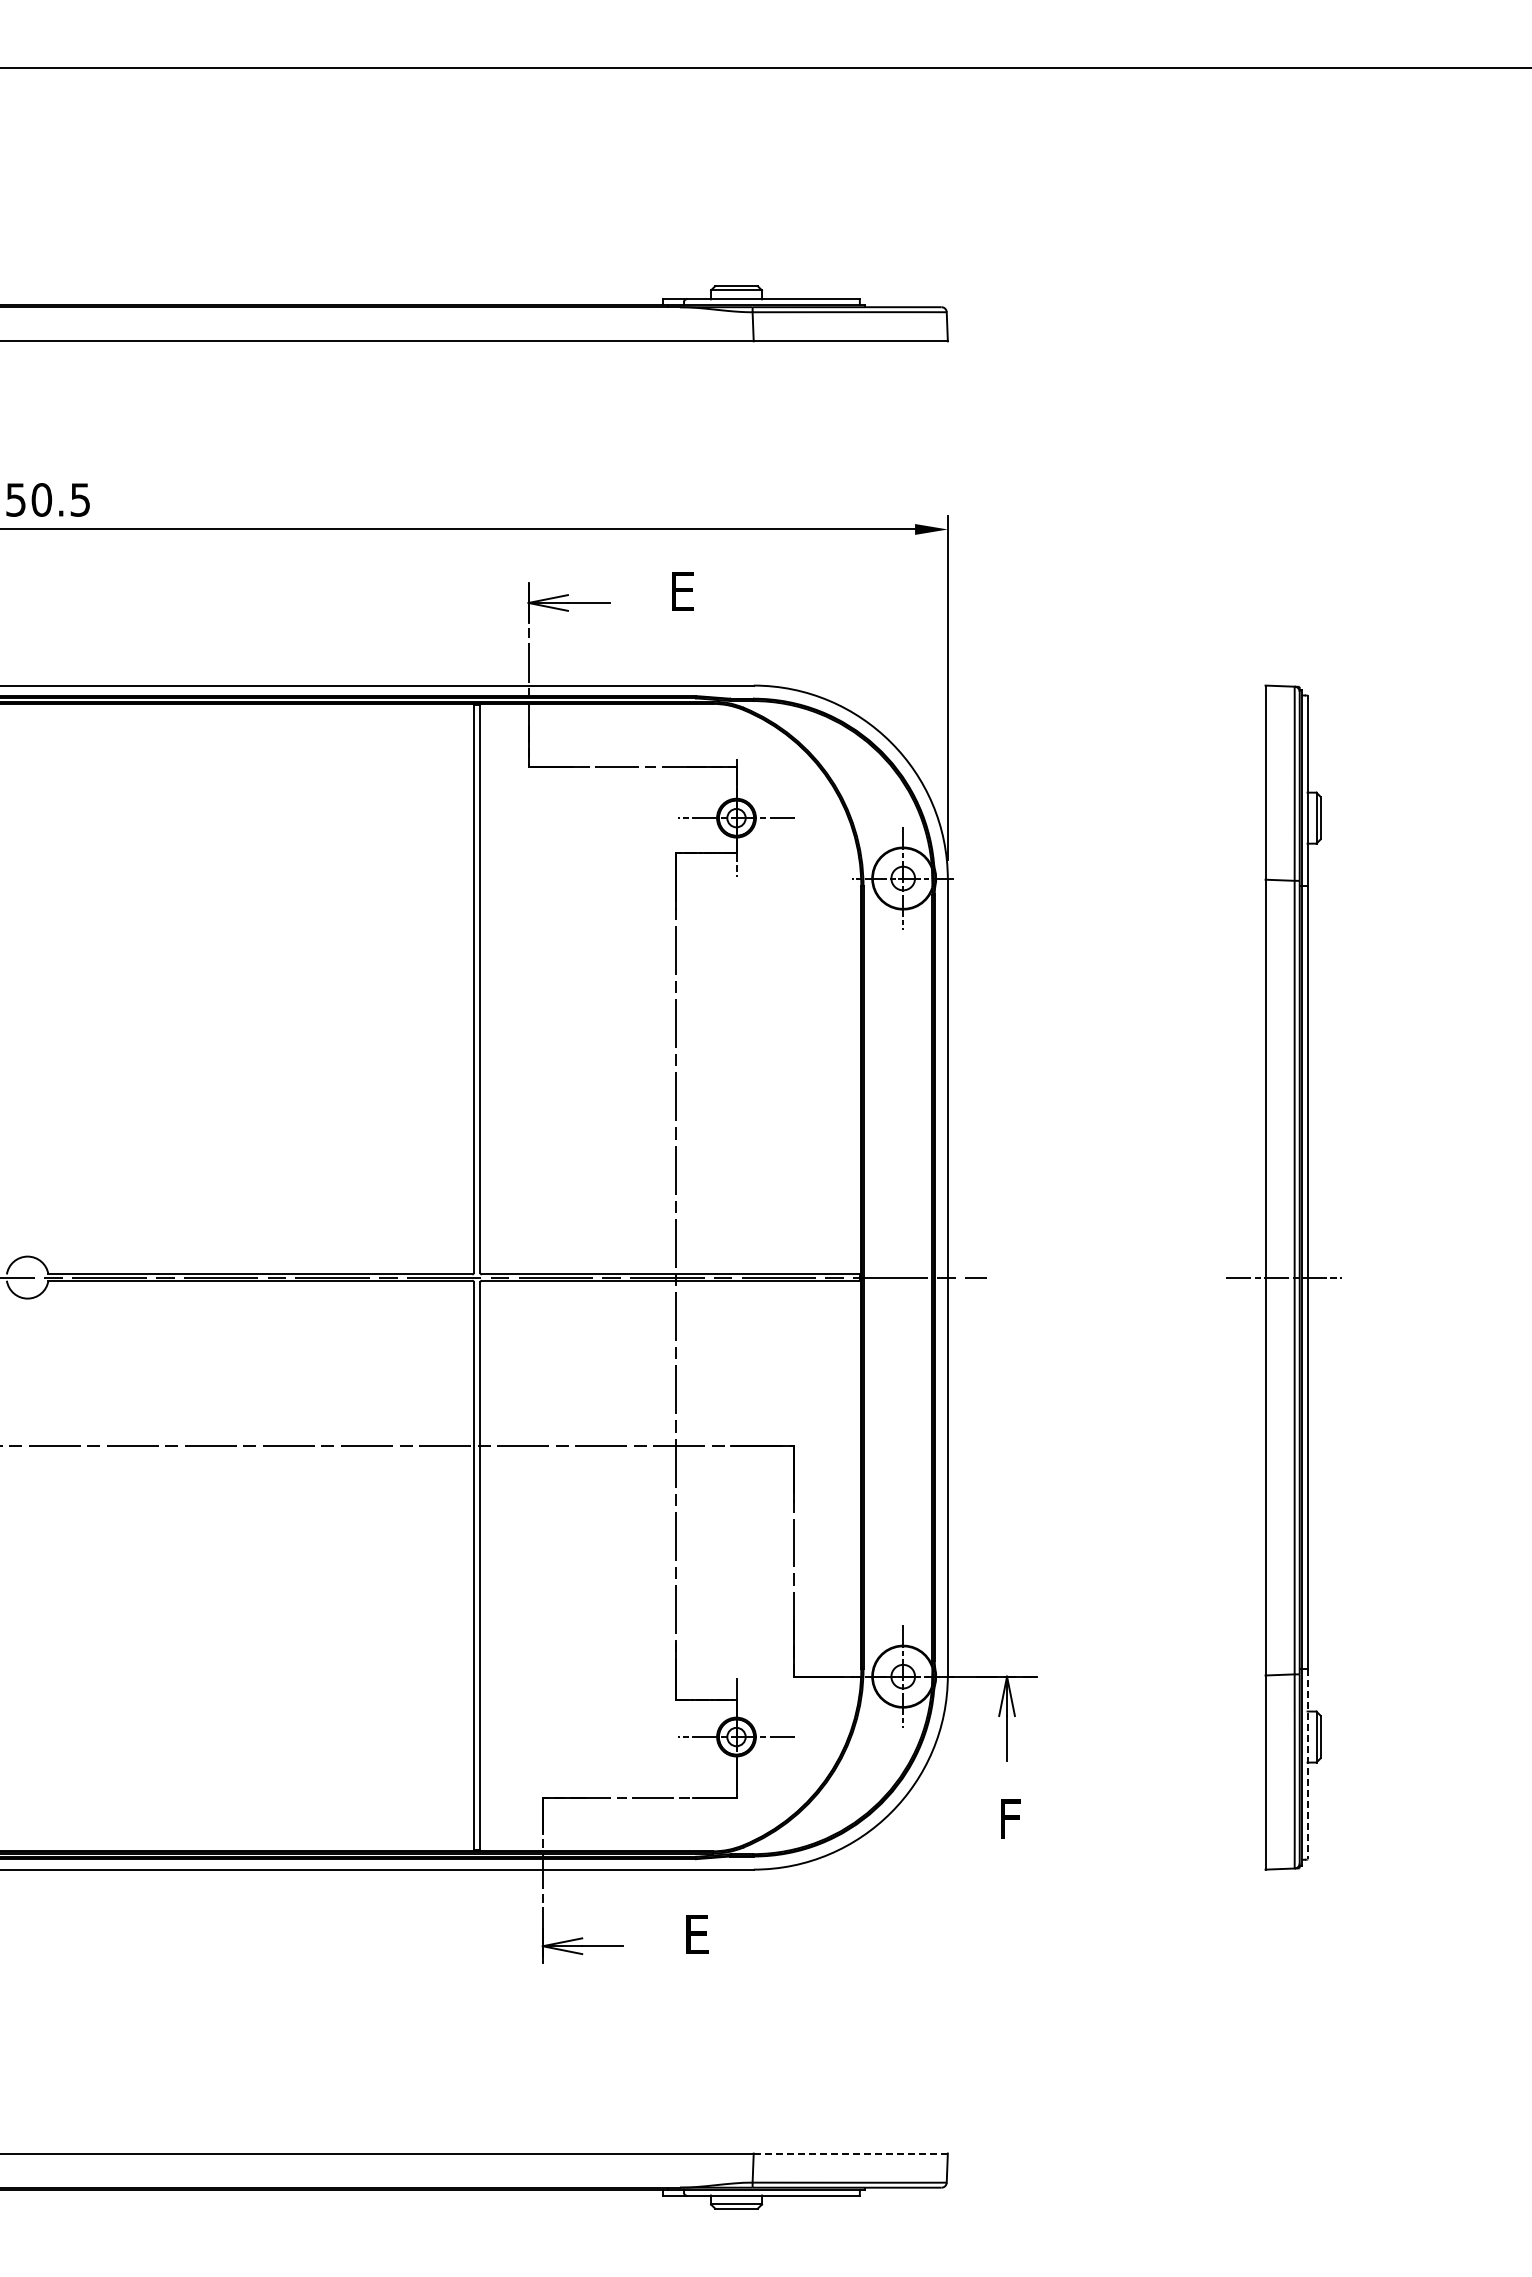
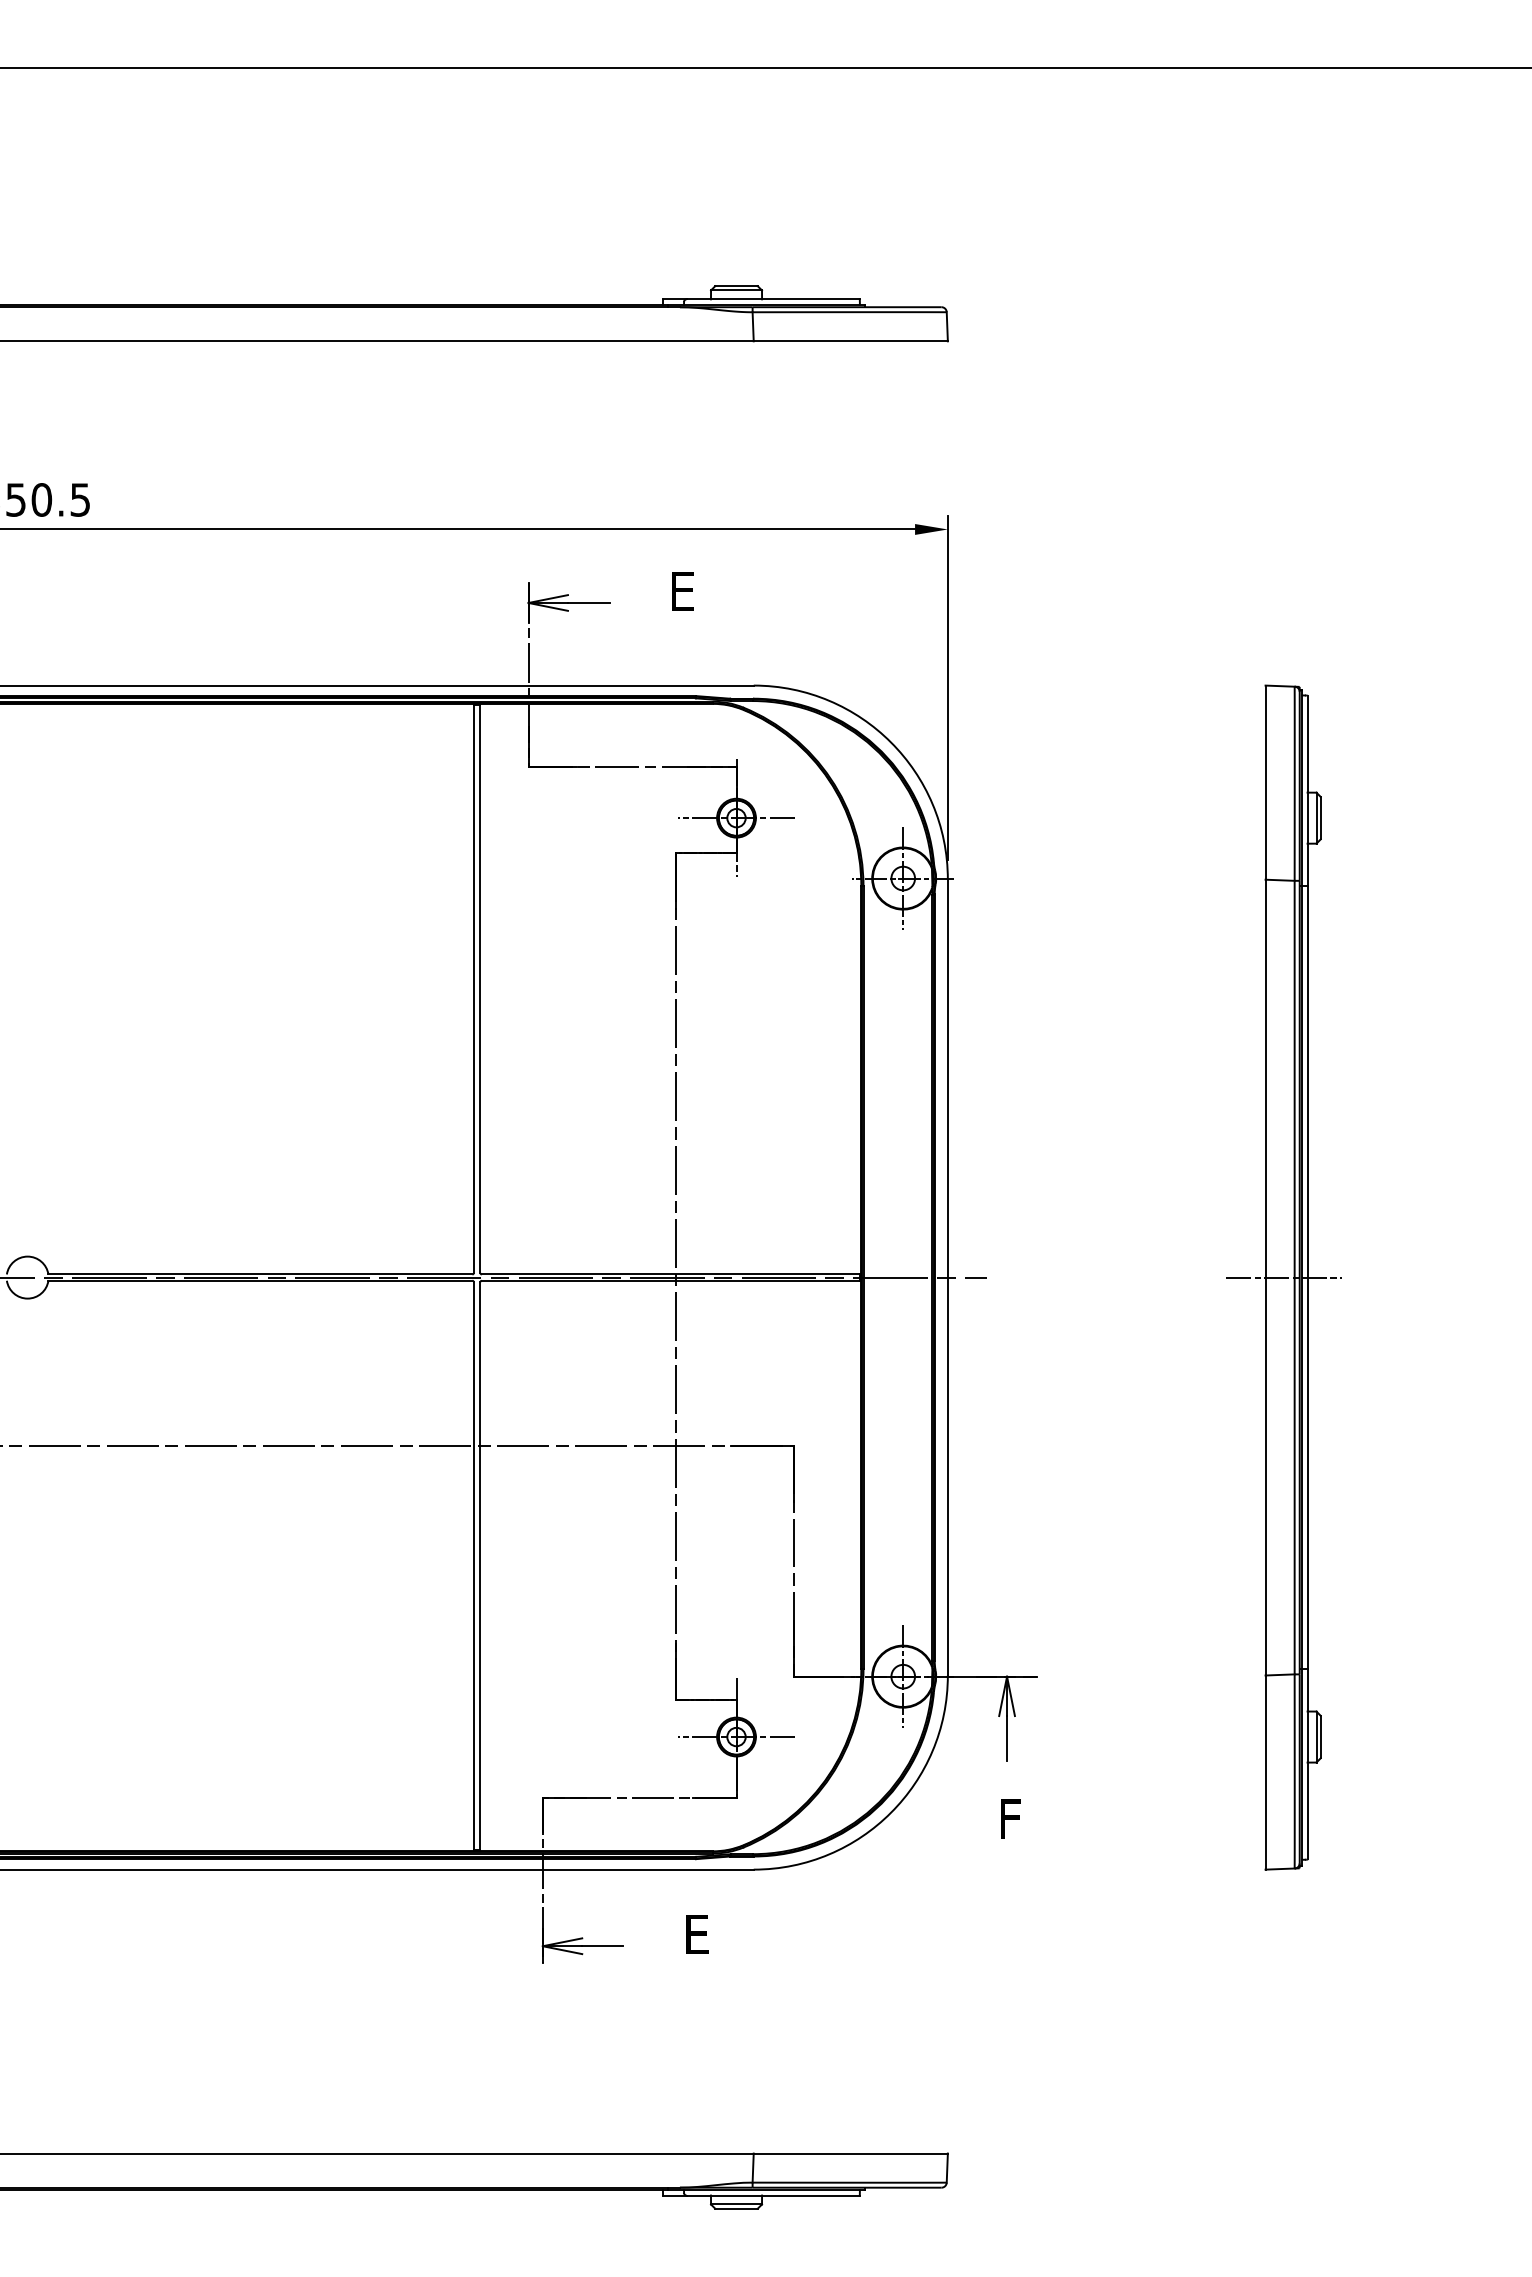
line: dashed -> solid (1307, 1764)
line: dashed -> solid (851, 2153)
